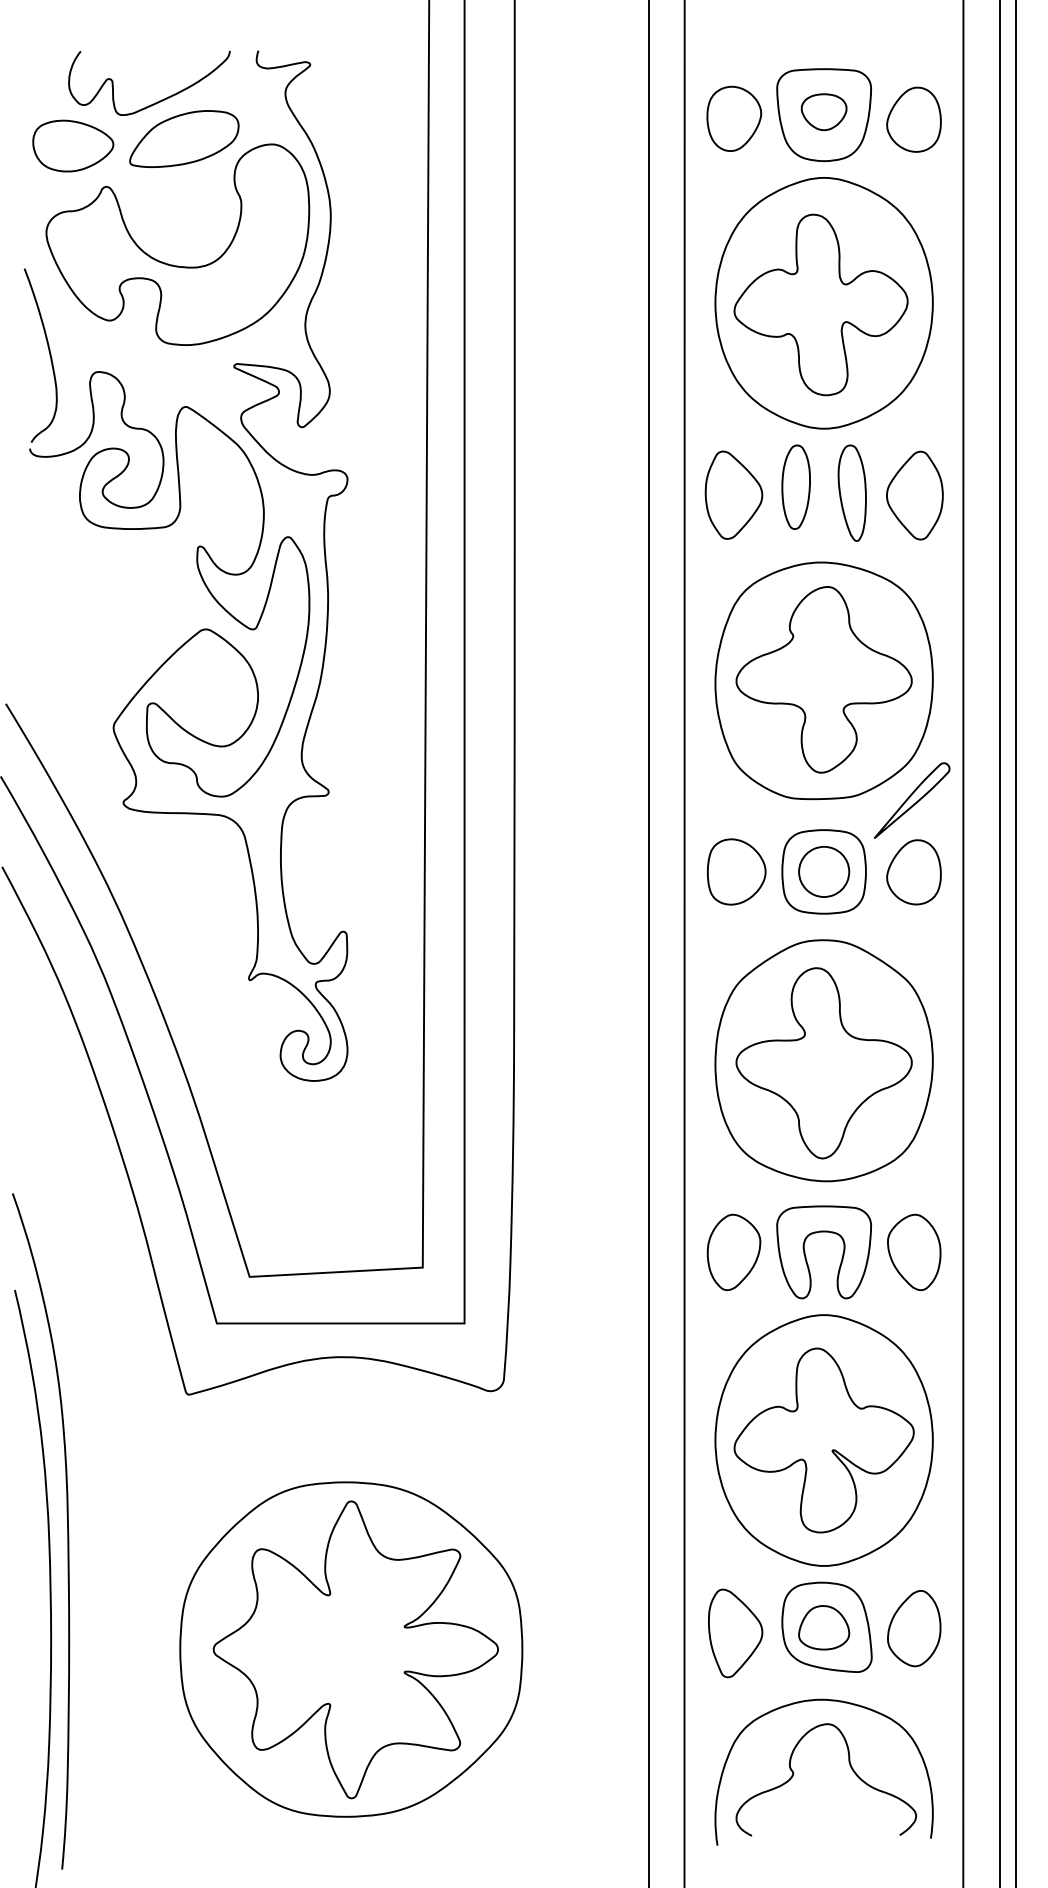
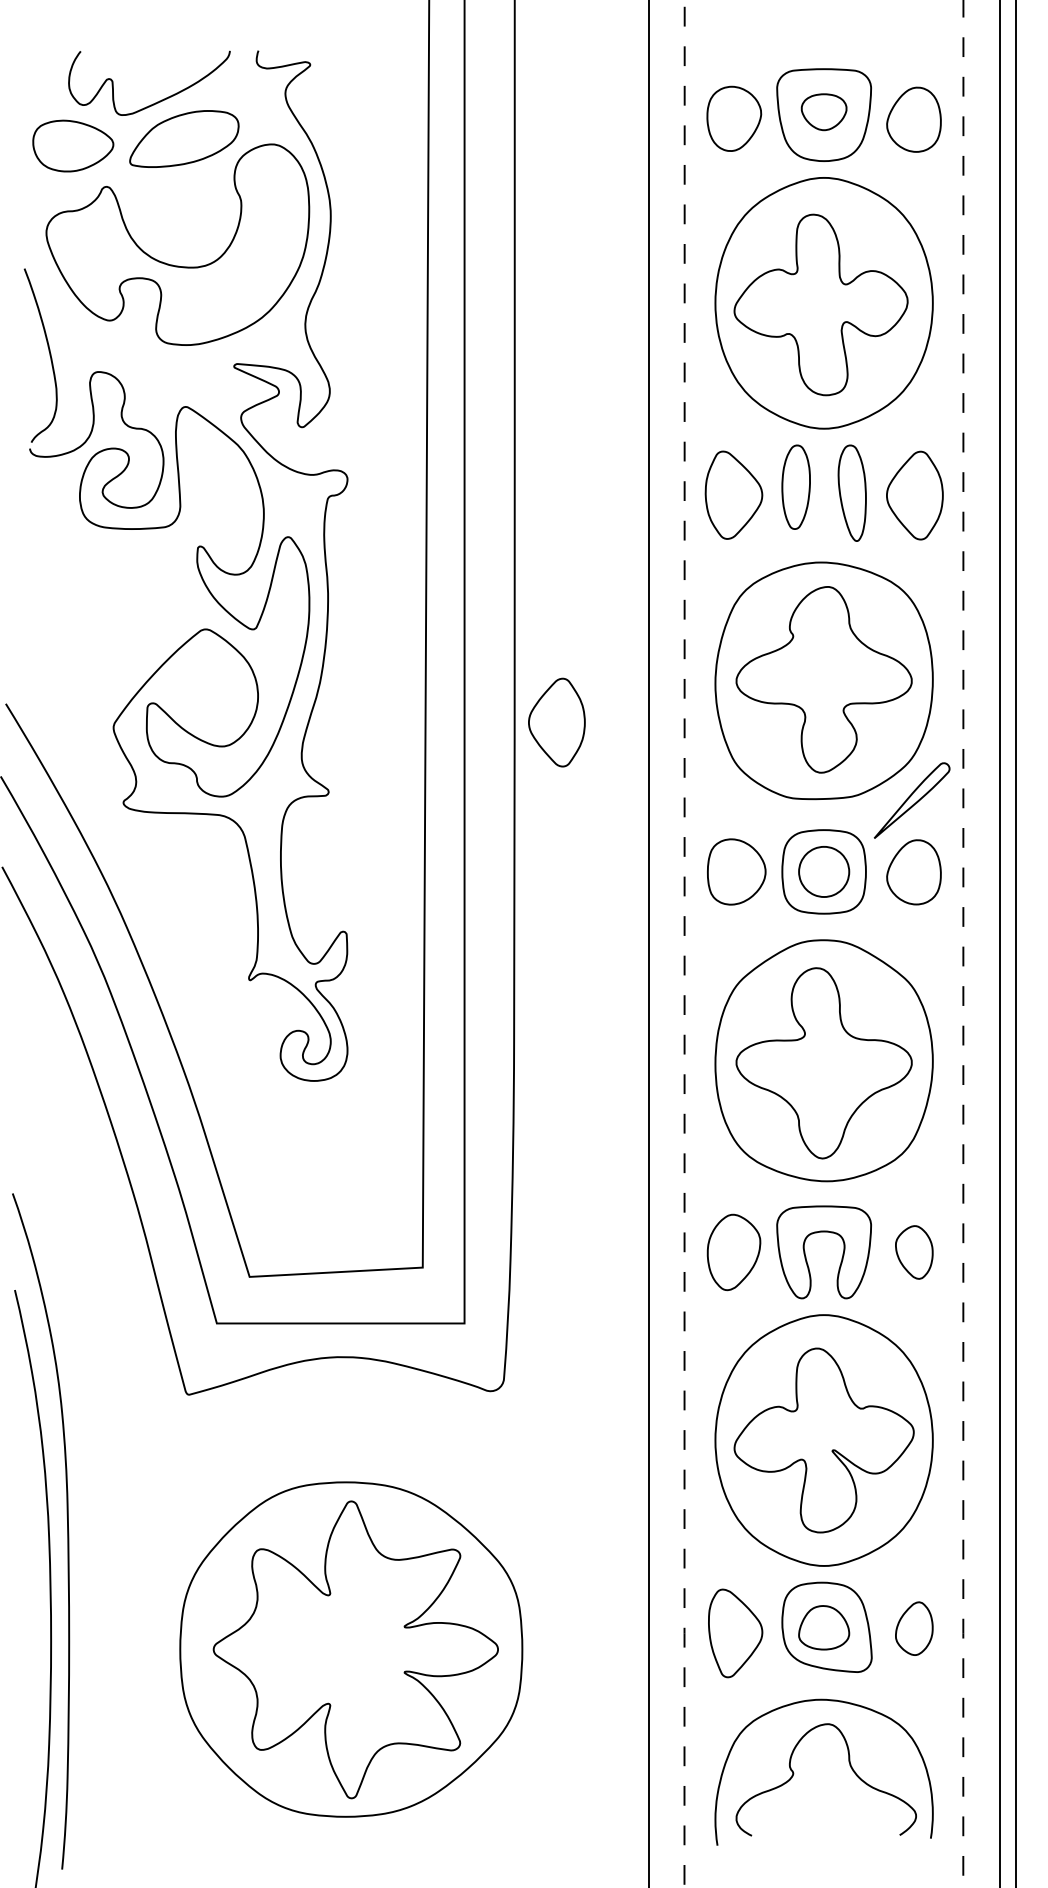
part: none -> present (556, 722)
line: solid -> dashed (684, 944)
line: solid -> dashed (963, 944)
part size: 55x79 px -> 39x55 px (914, 1252)
part size: 55x78 px -> 39x55 px (914, 1628)
